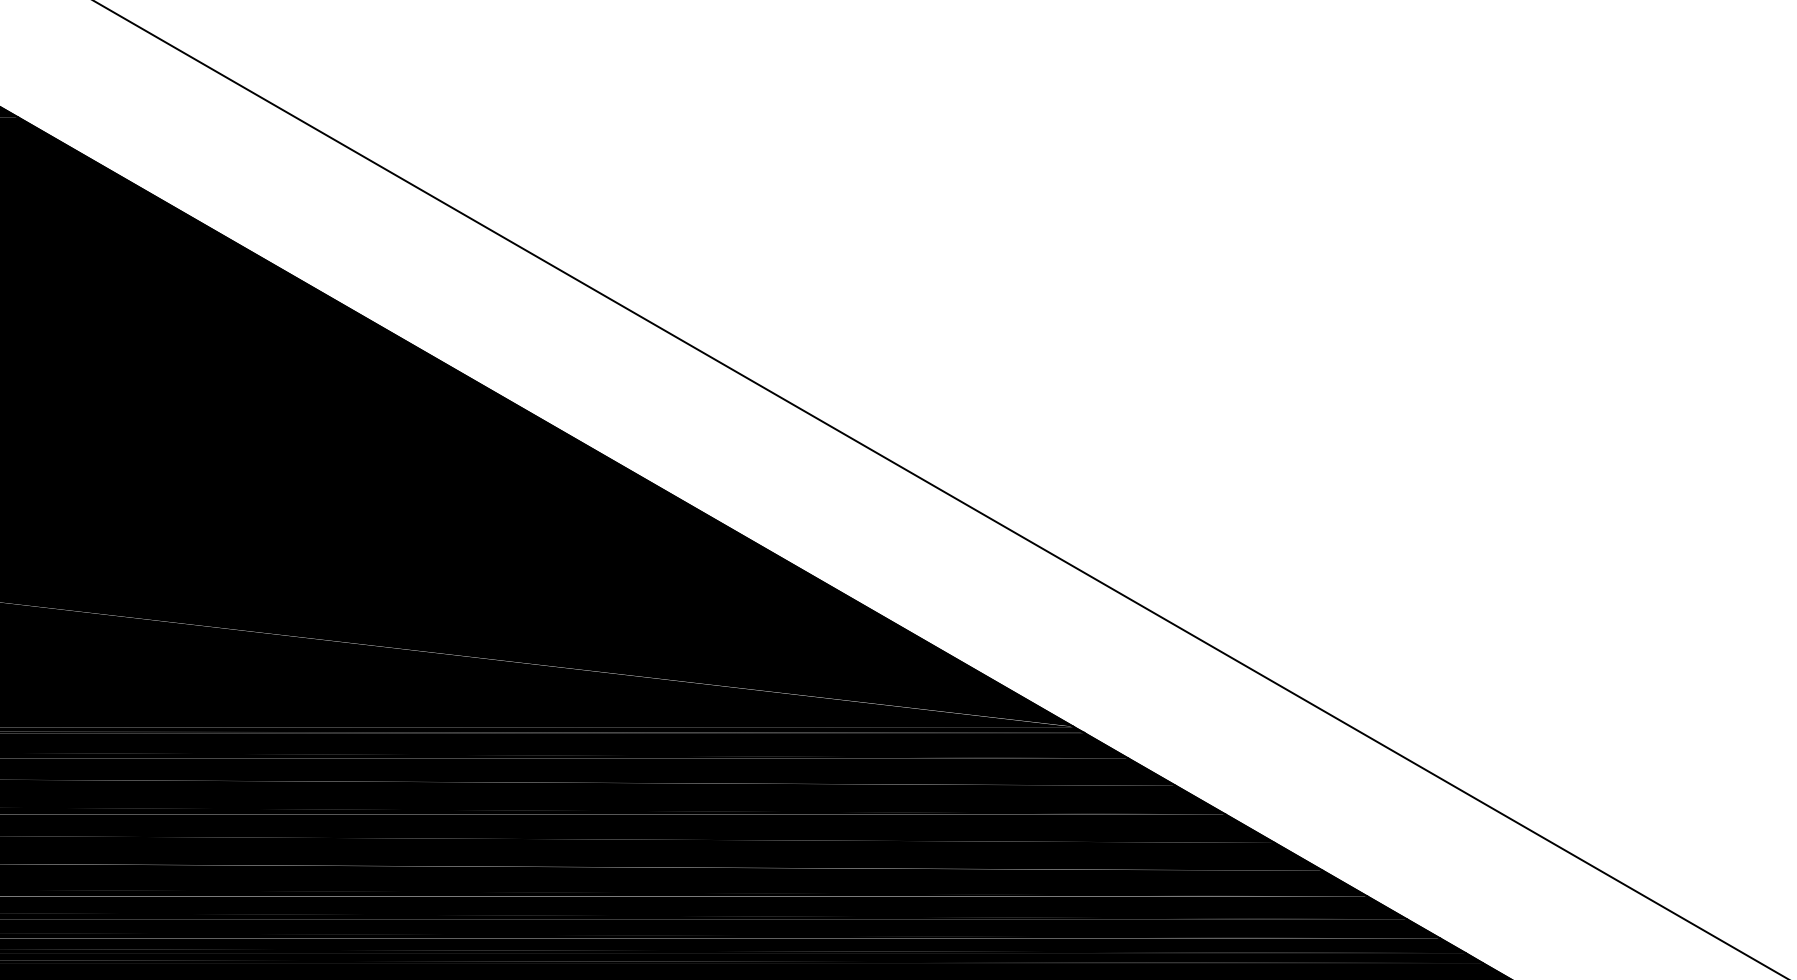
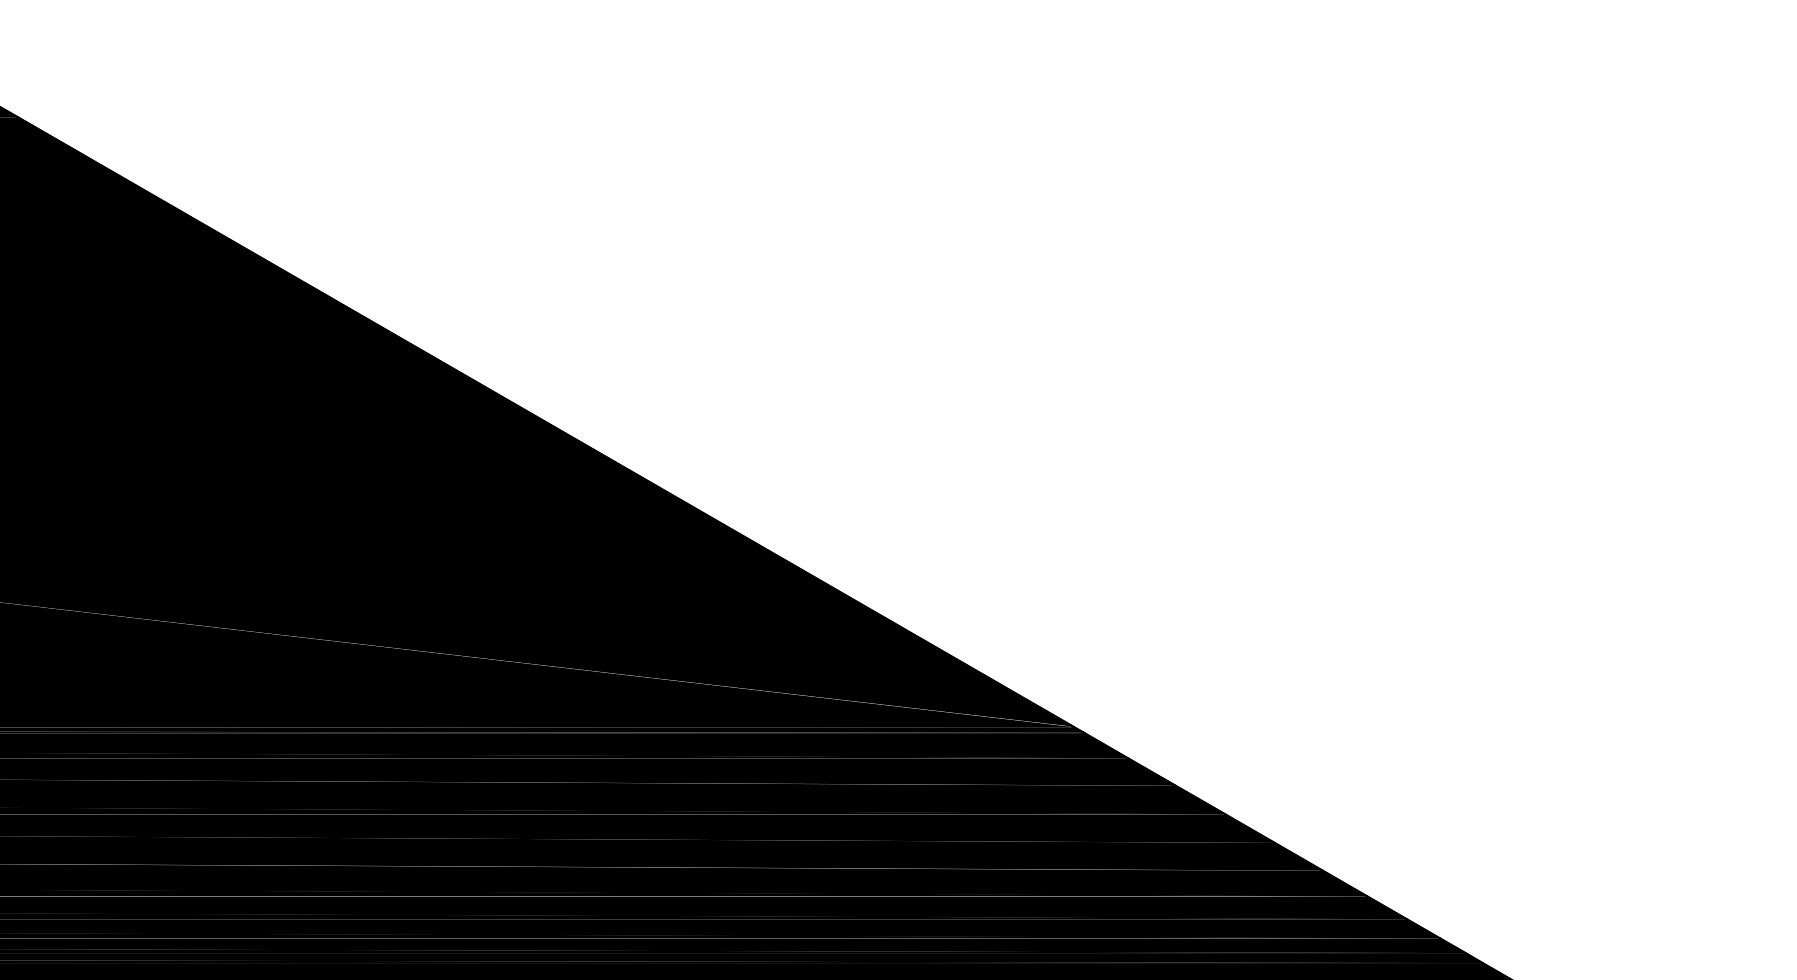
line: present -> none (939, 489)
